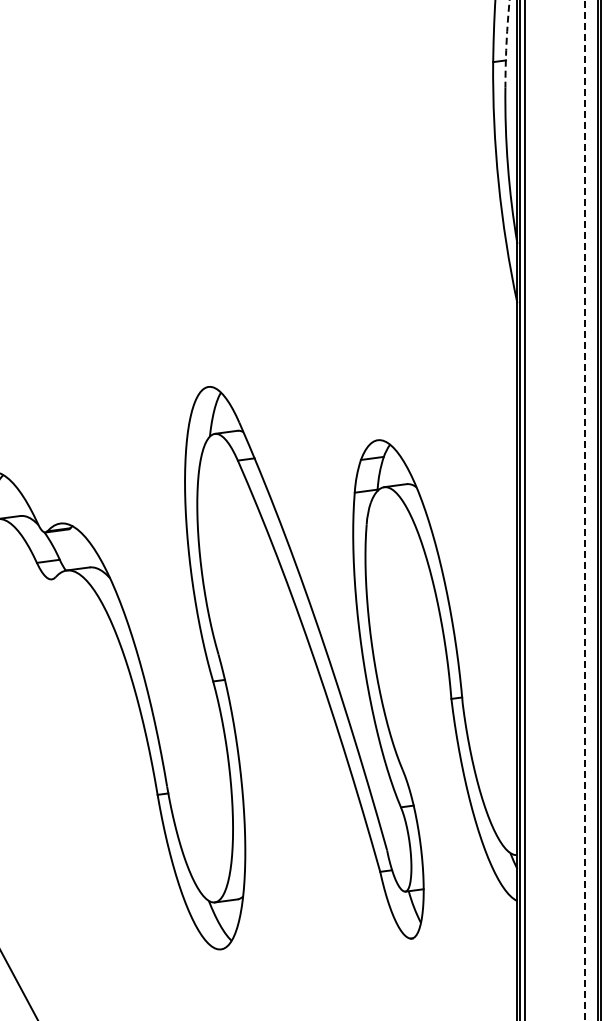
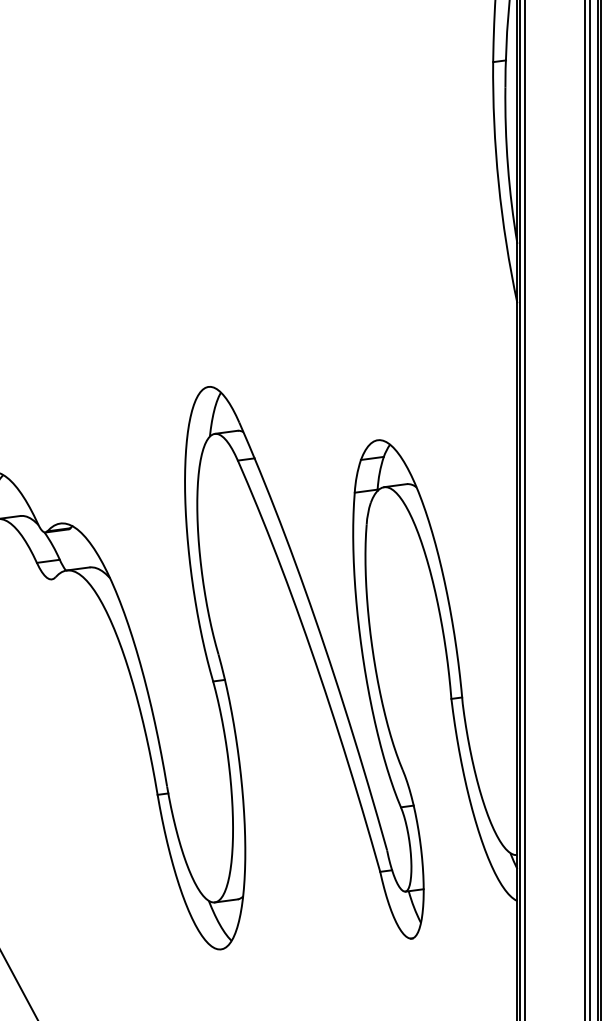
arc: dashed -> solid (506, 44)
line: none -> present (589, 509)
line: dashed -> solid (584, 510)
